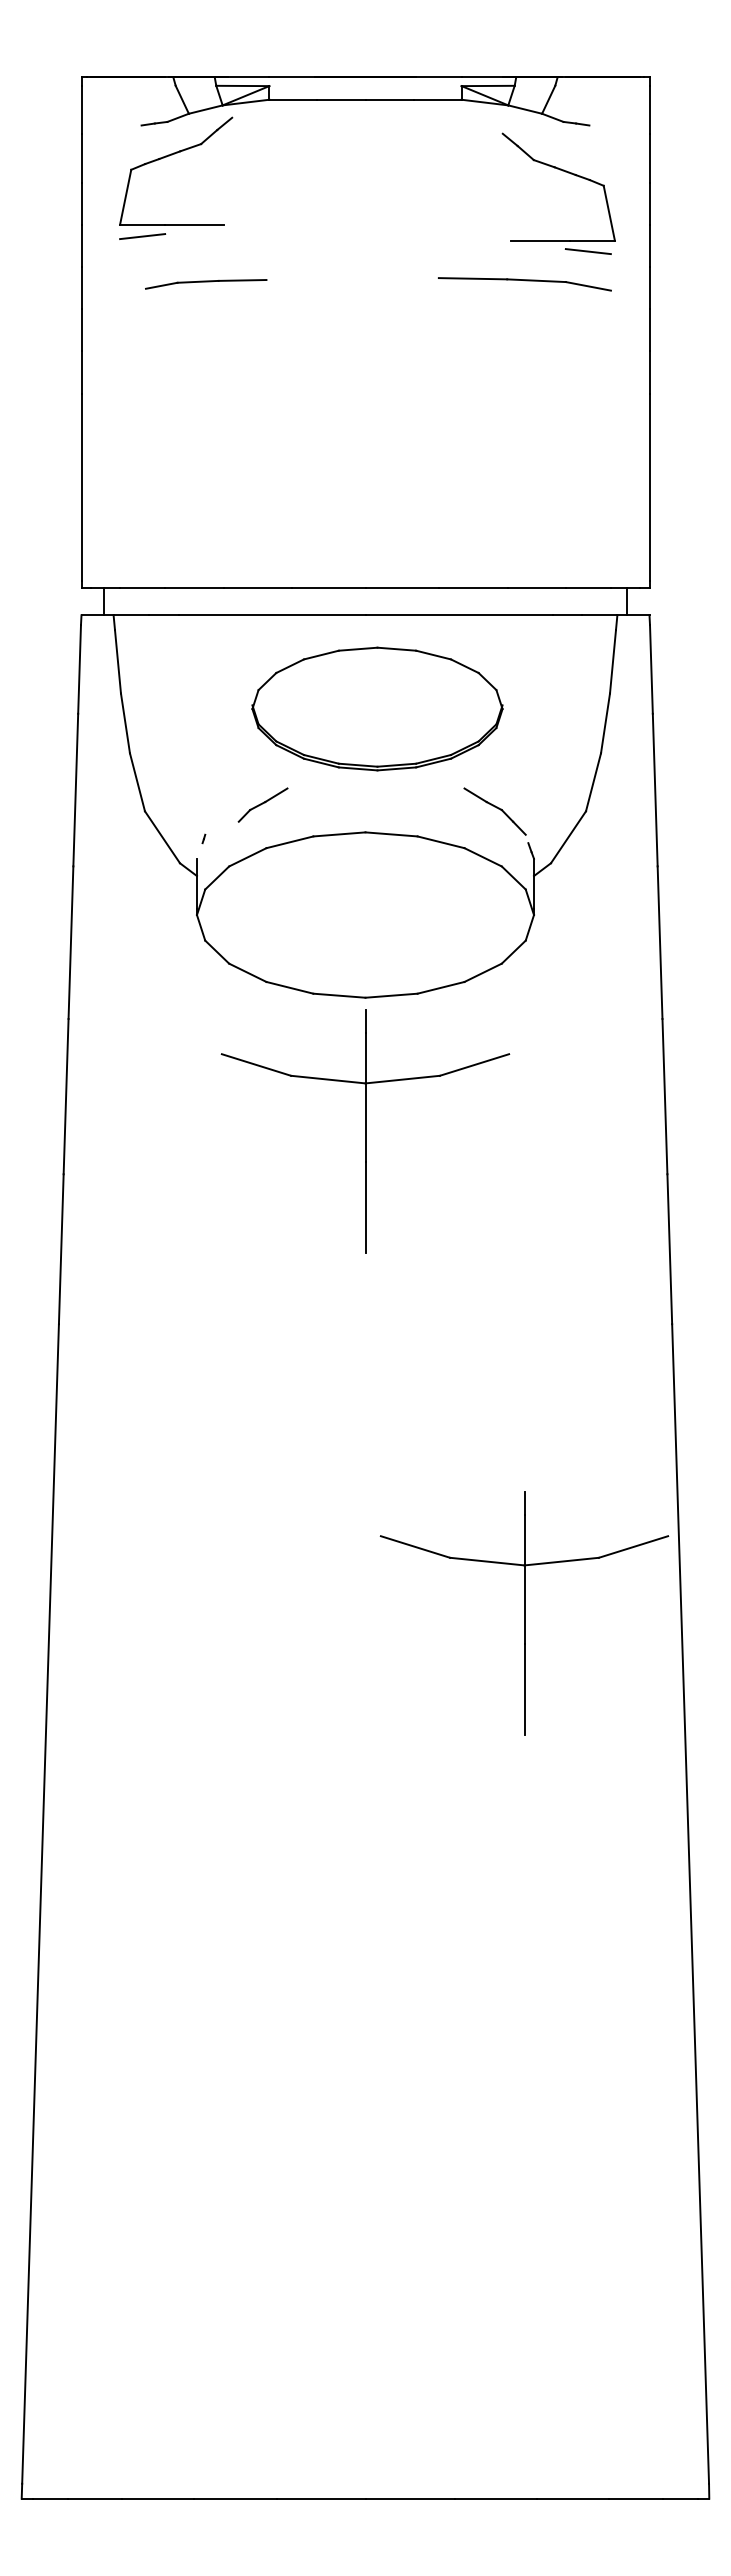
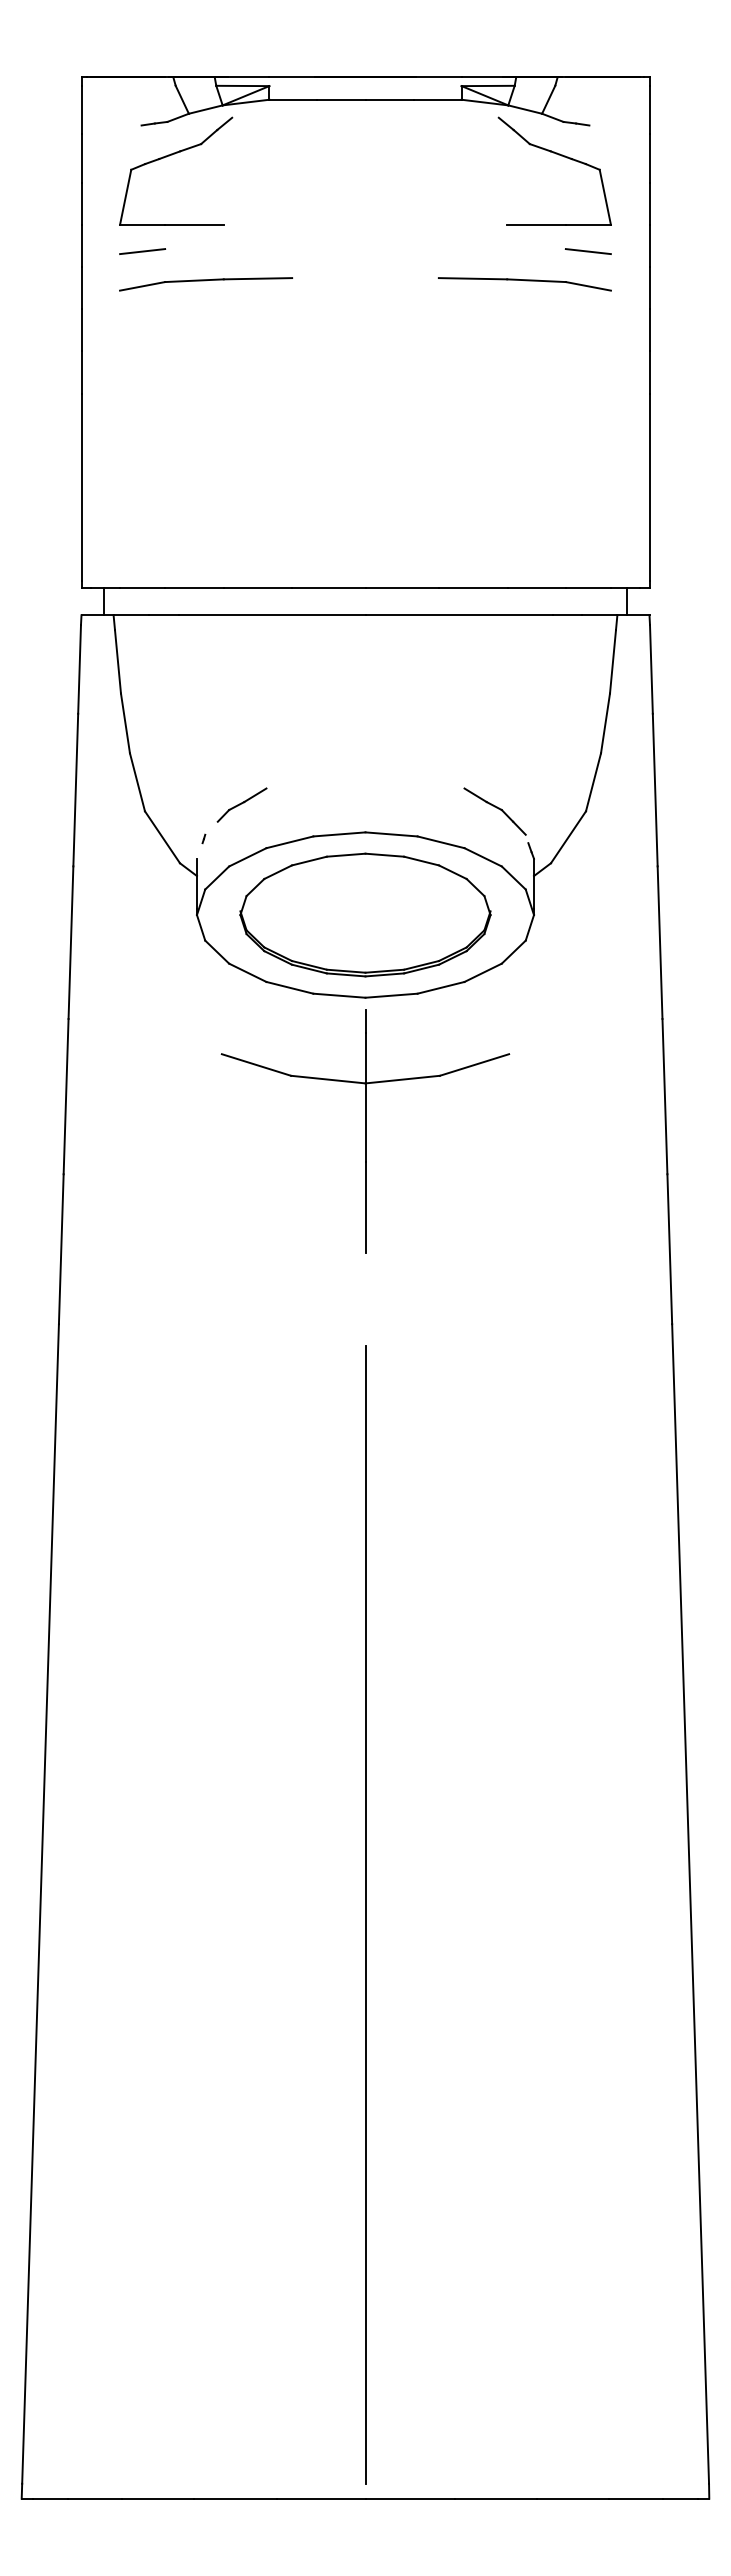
part position: (562, 171) -> (558, 155) (558, 155)
line position: (142, 236) -> (142, 251) (142, 251)
part size: 123x11 px -> 175x15 px (206, 284)
part position: (377, 708) -> (365, 914) (365, 914)
part position: (262, 804) -> (241, 804) (241, 804)
part: present -> none (524, 1613)
line: none -> present (365, 1914)
